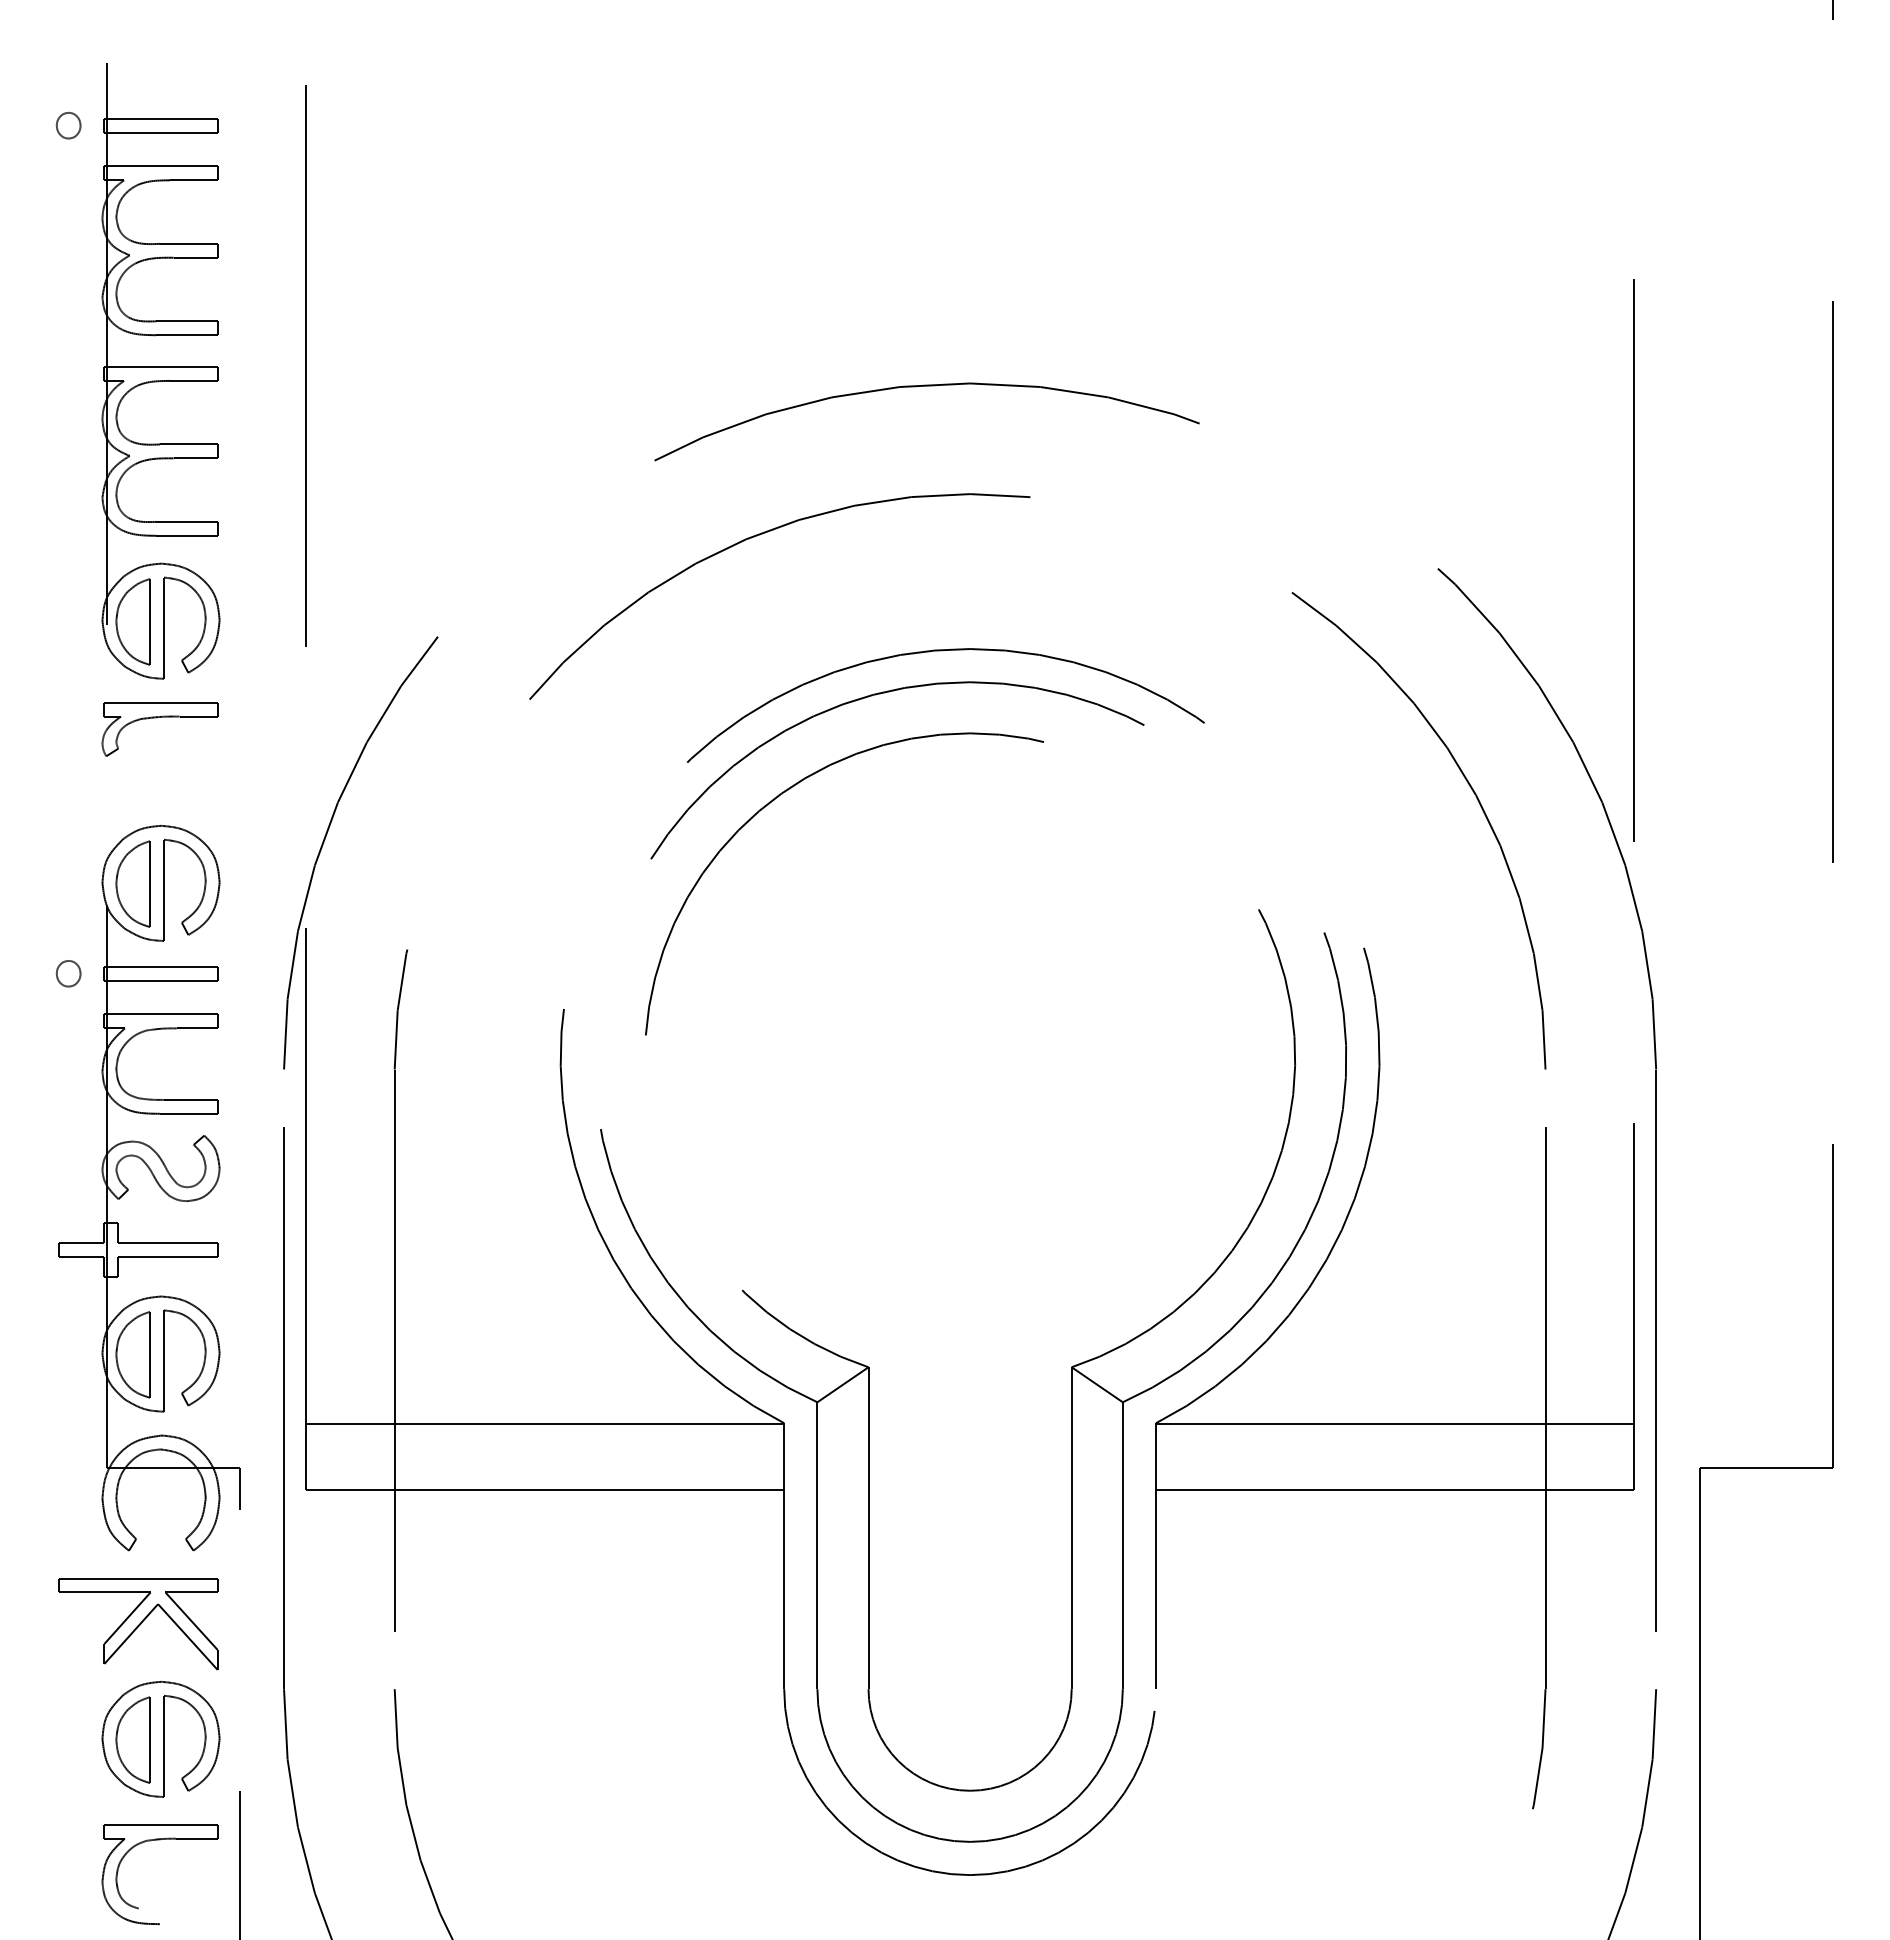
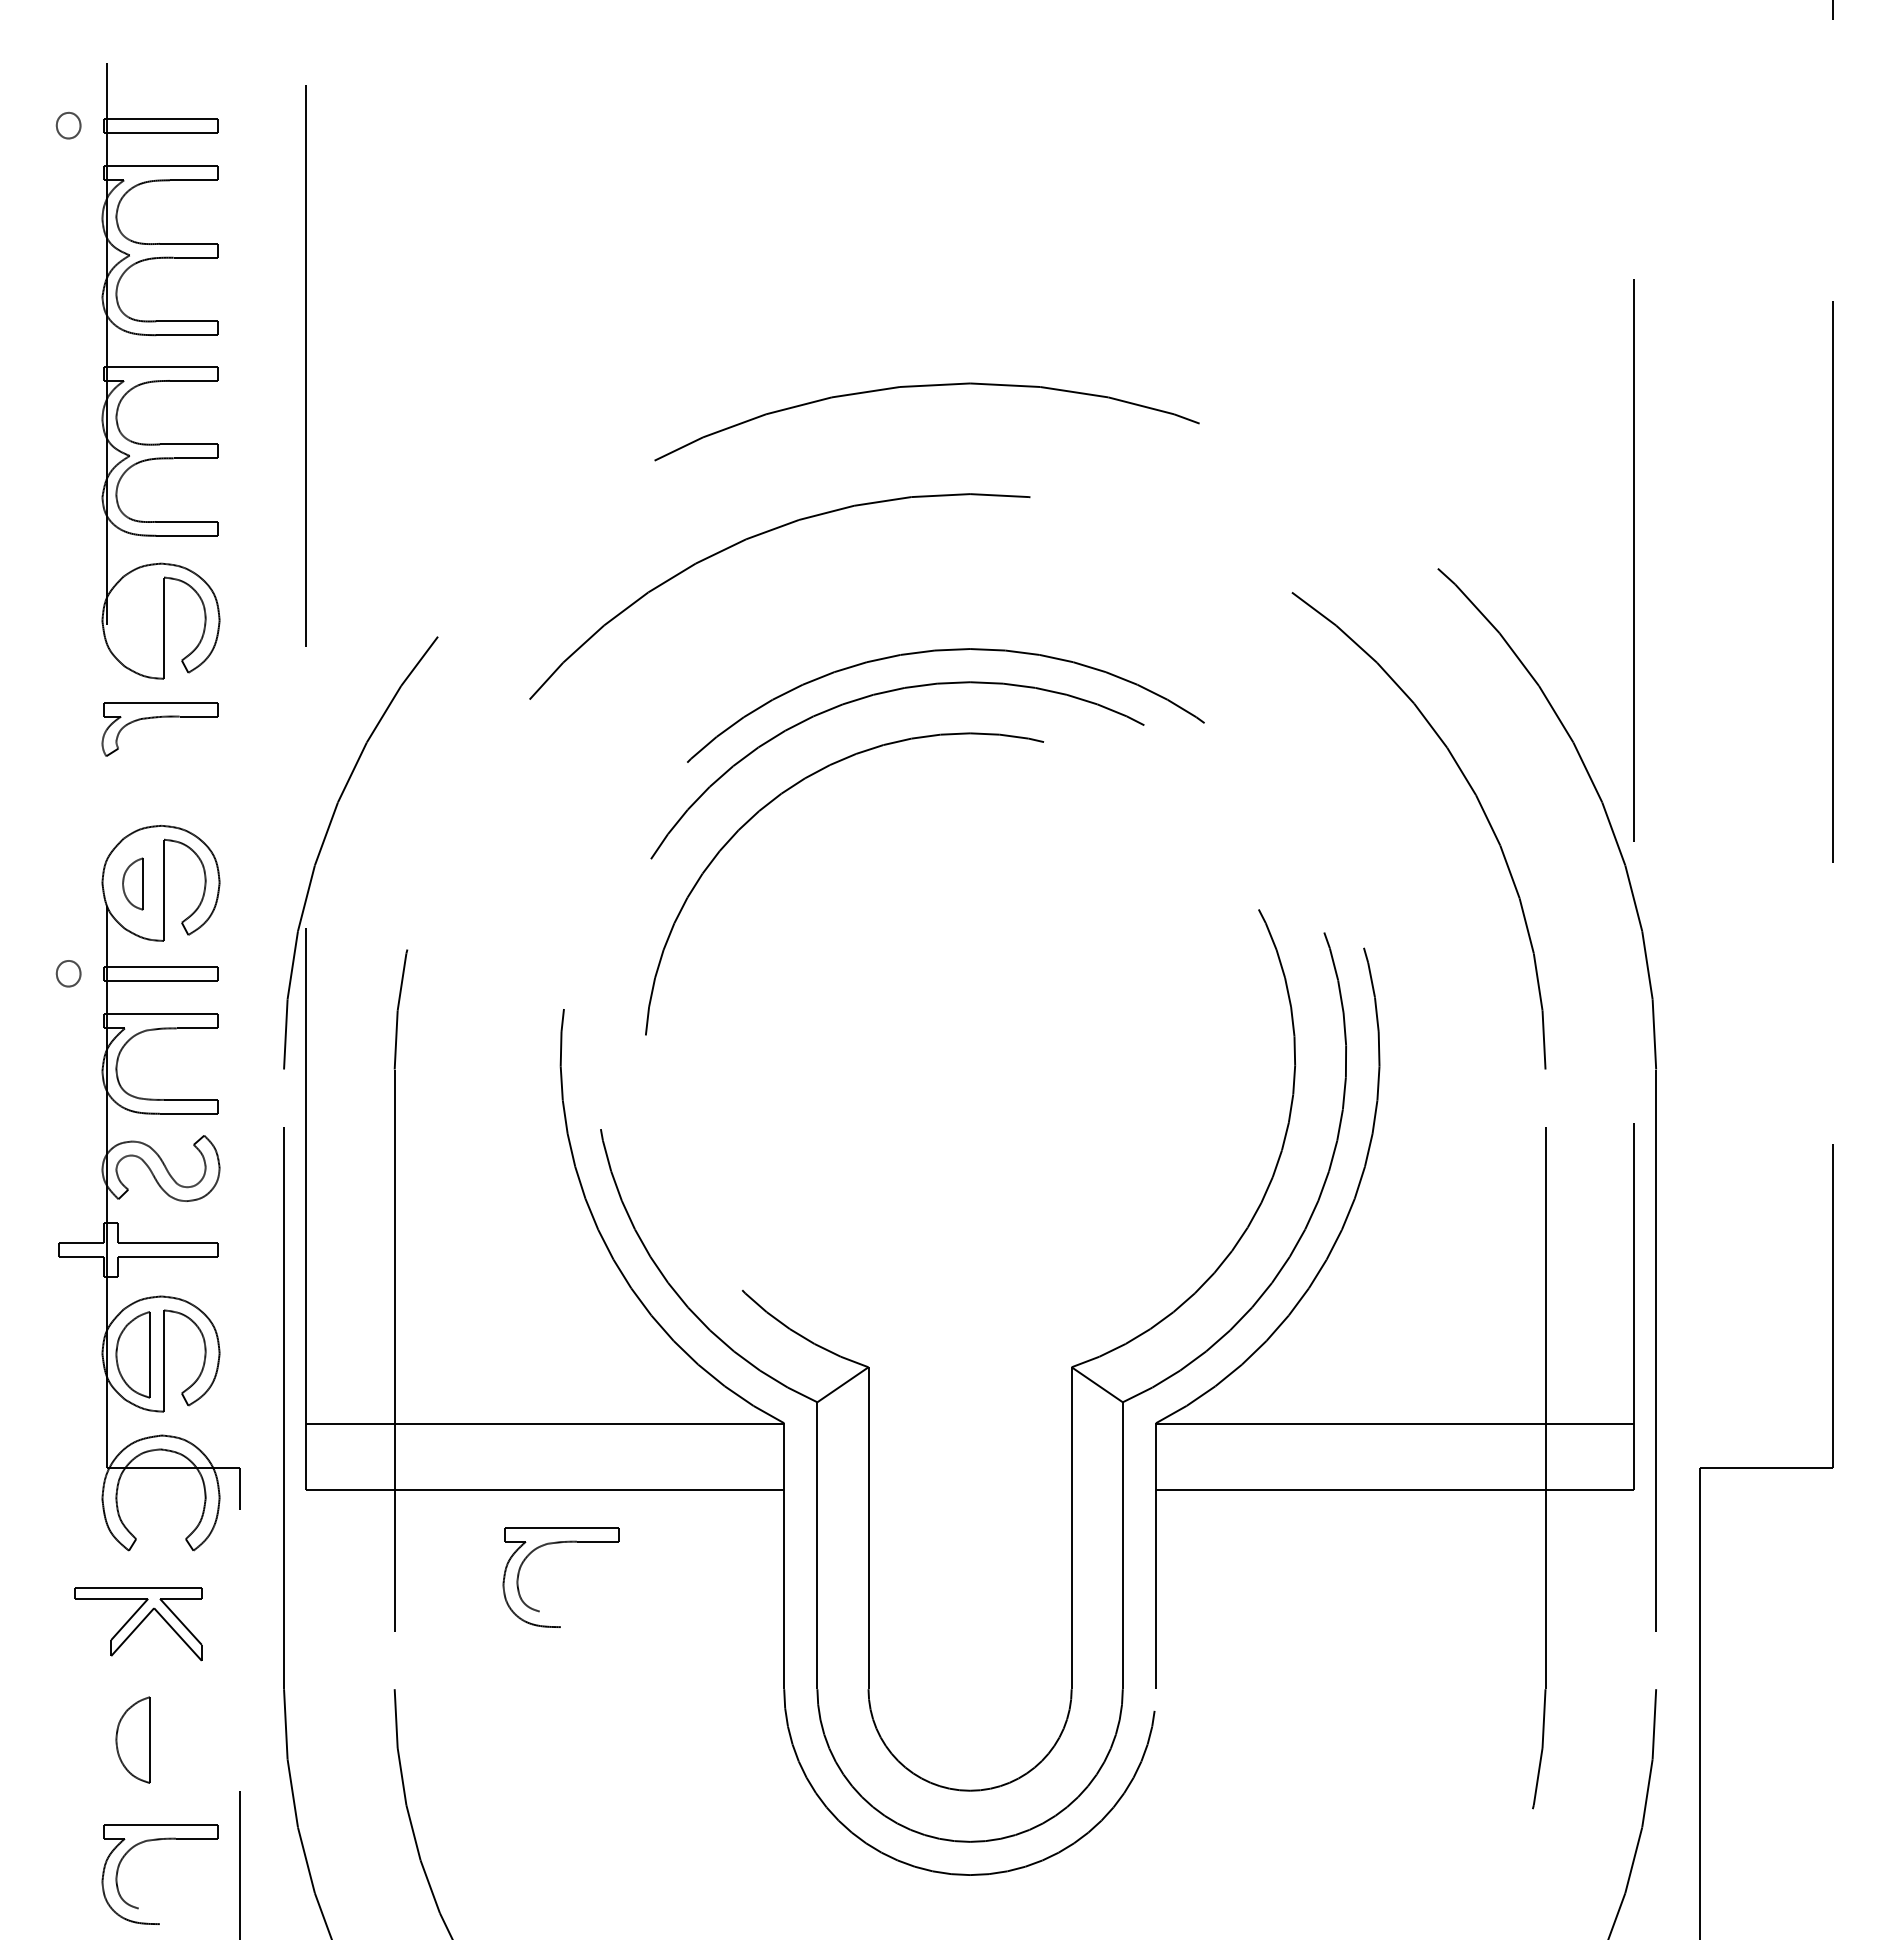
part: present -> none (132, 621)
part size: 36x88 px -> 22x54 px (132, 883)
part: none -> present (552, 1544)
part size: 161x93 px -> 129x75 px (138, 1624)
part: present -> none (160, 1739)
